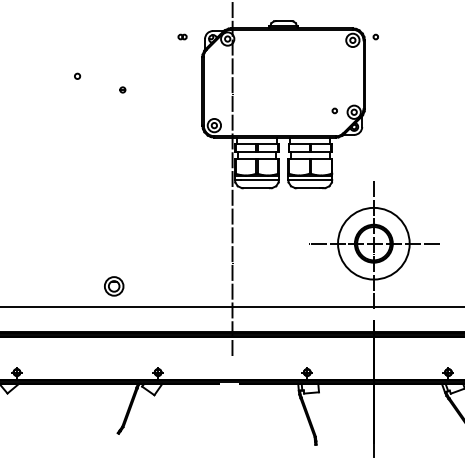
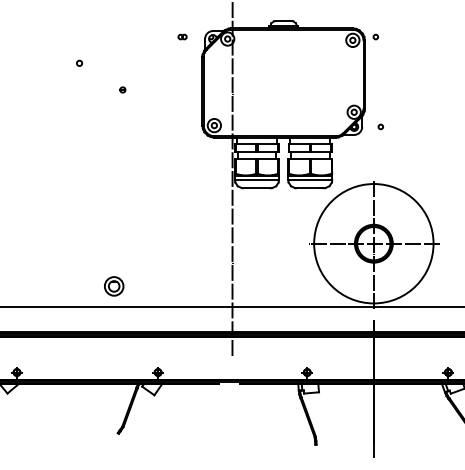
circle position: (77, 75) -> (79, 62) (79, 62)
circle position: (334, 110) -> (380, 126) (380, 126)
circle diameter: 72 px -> 119 px (373, 243)
